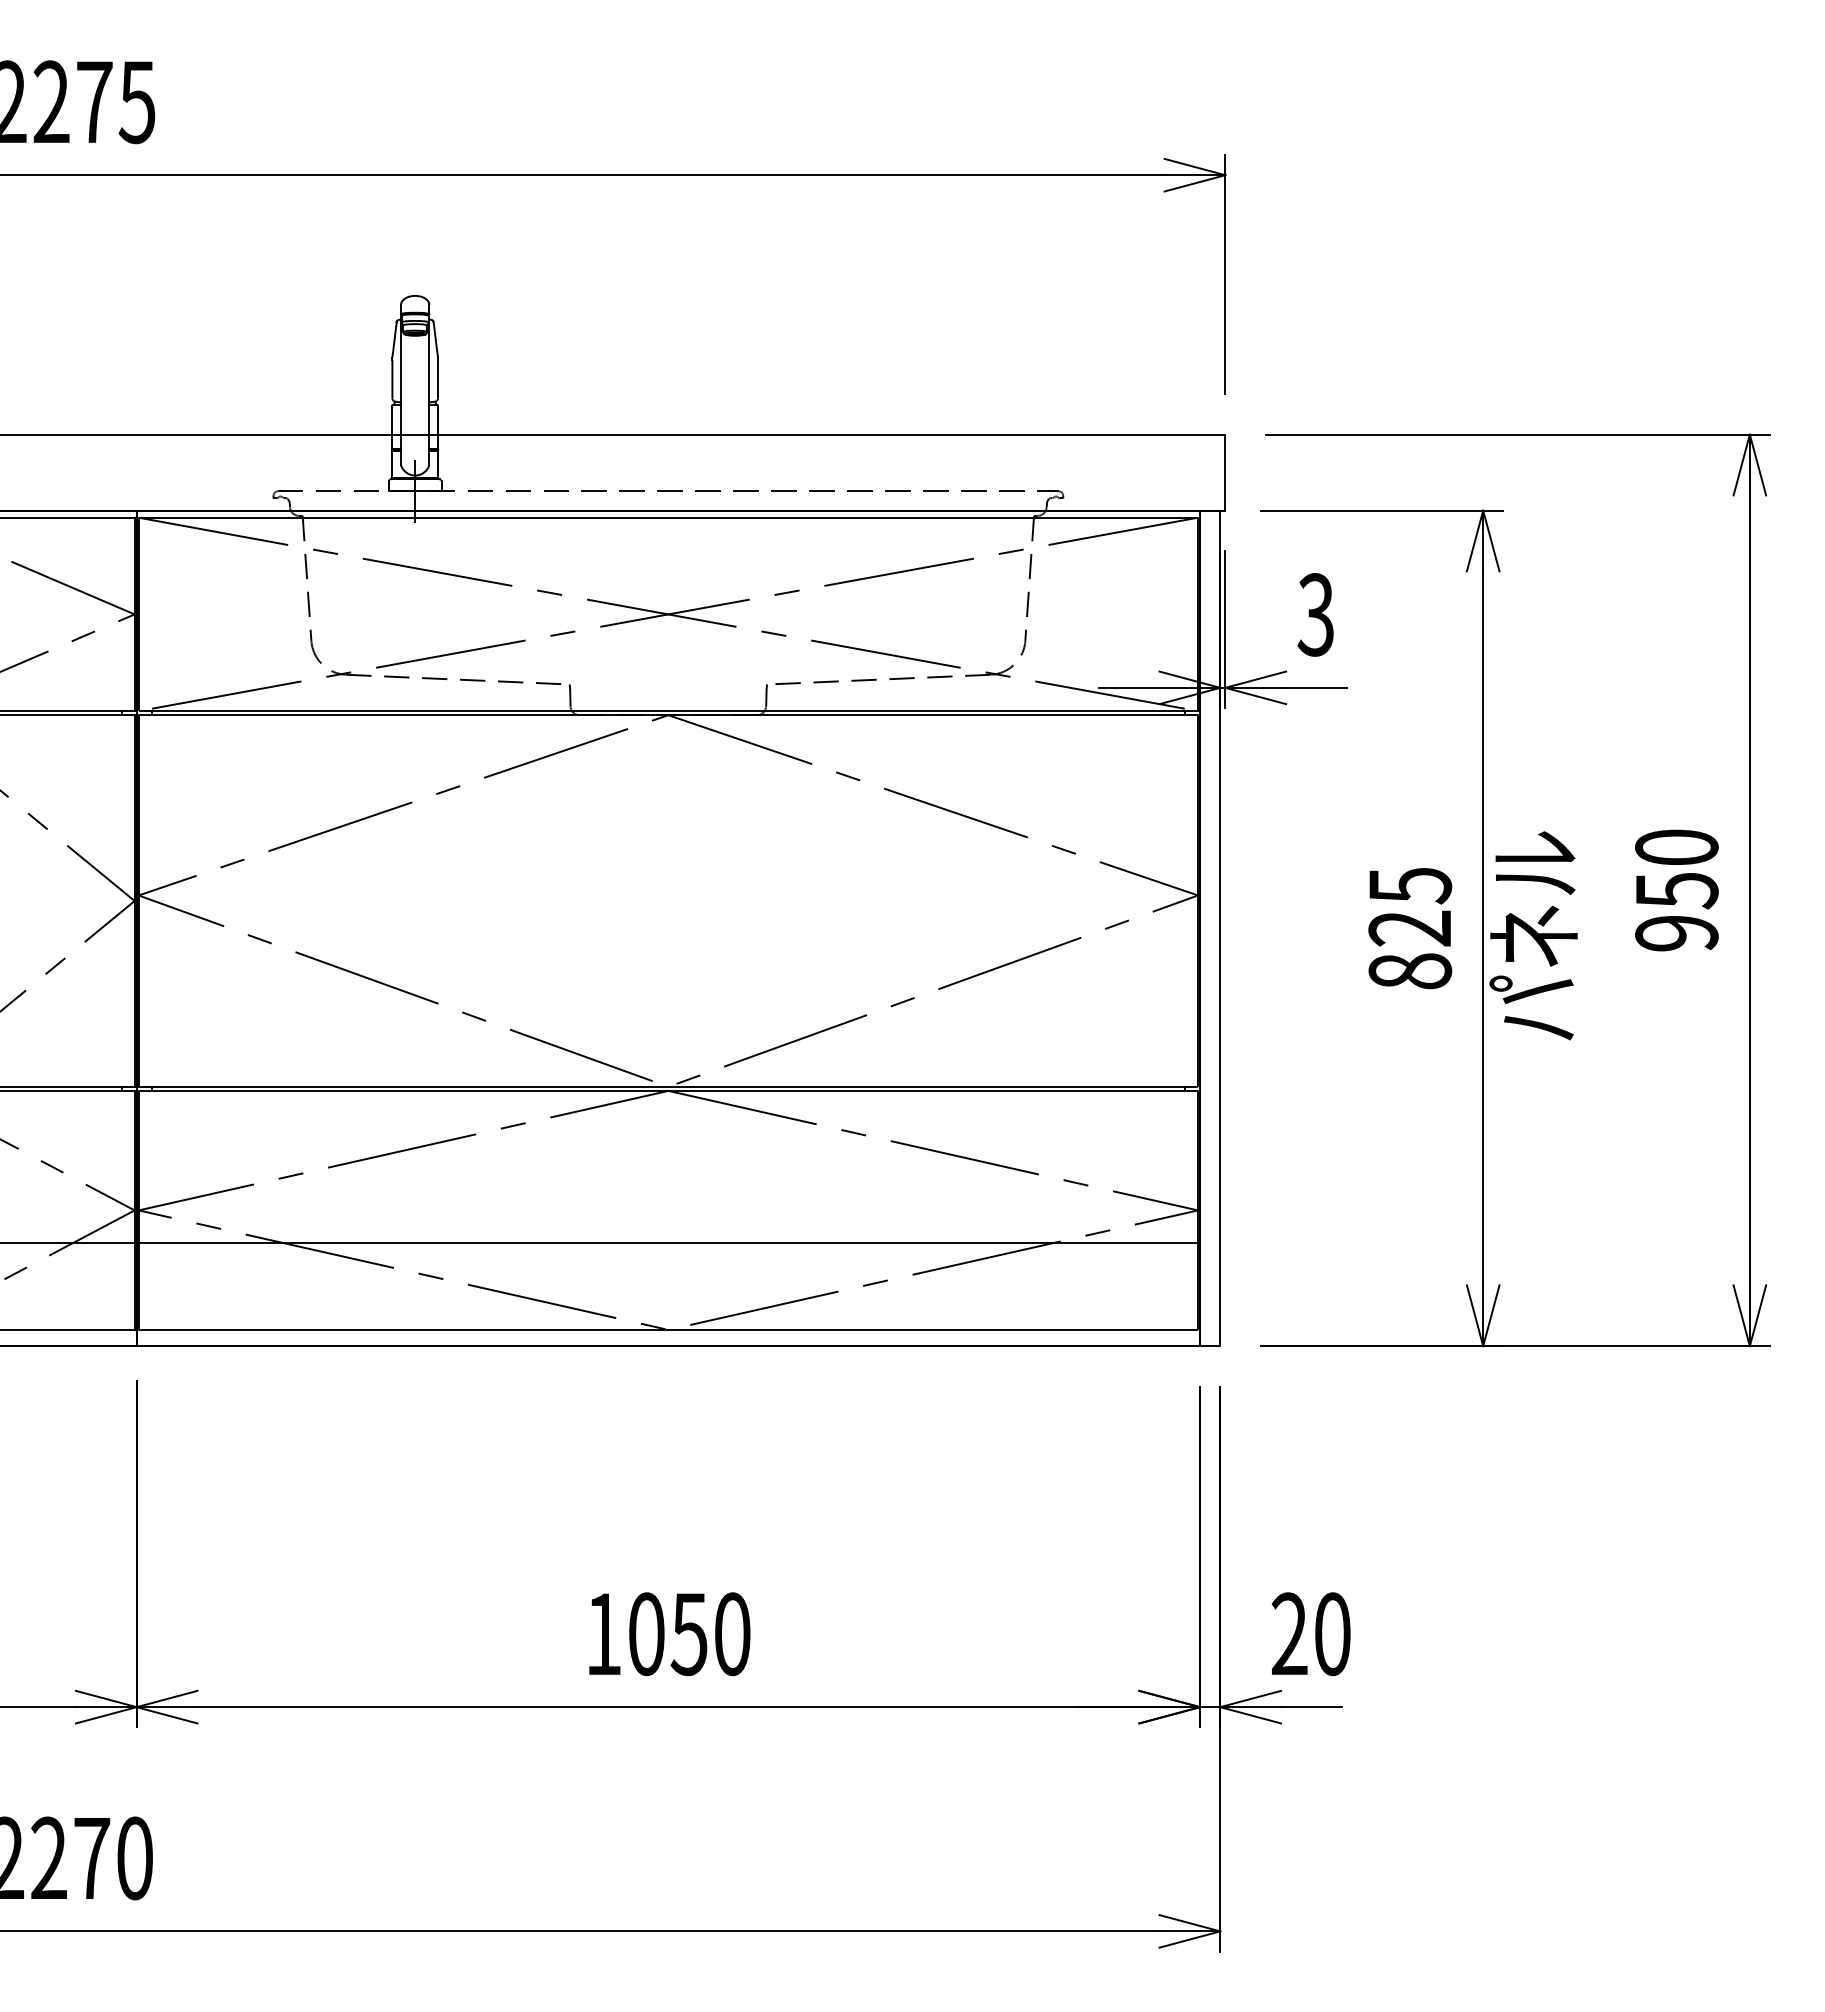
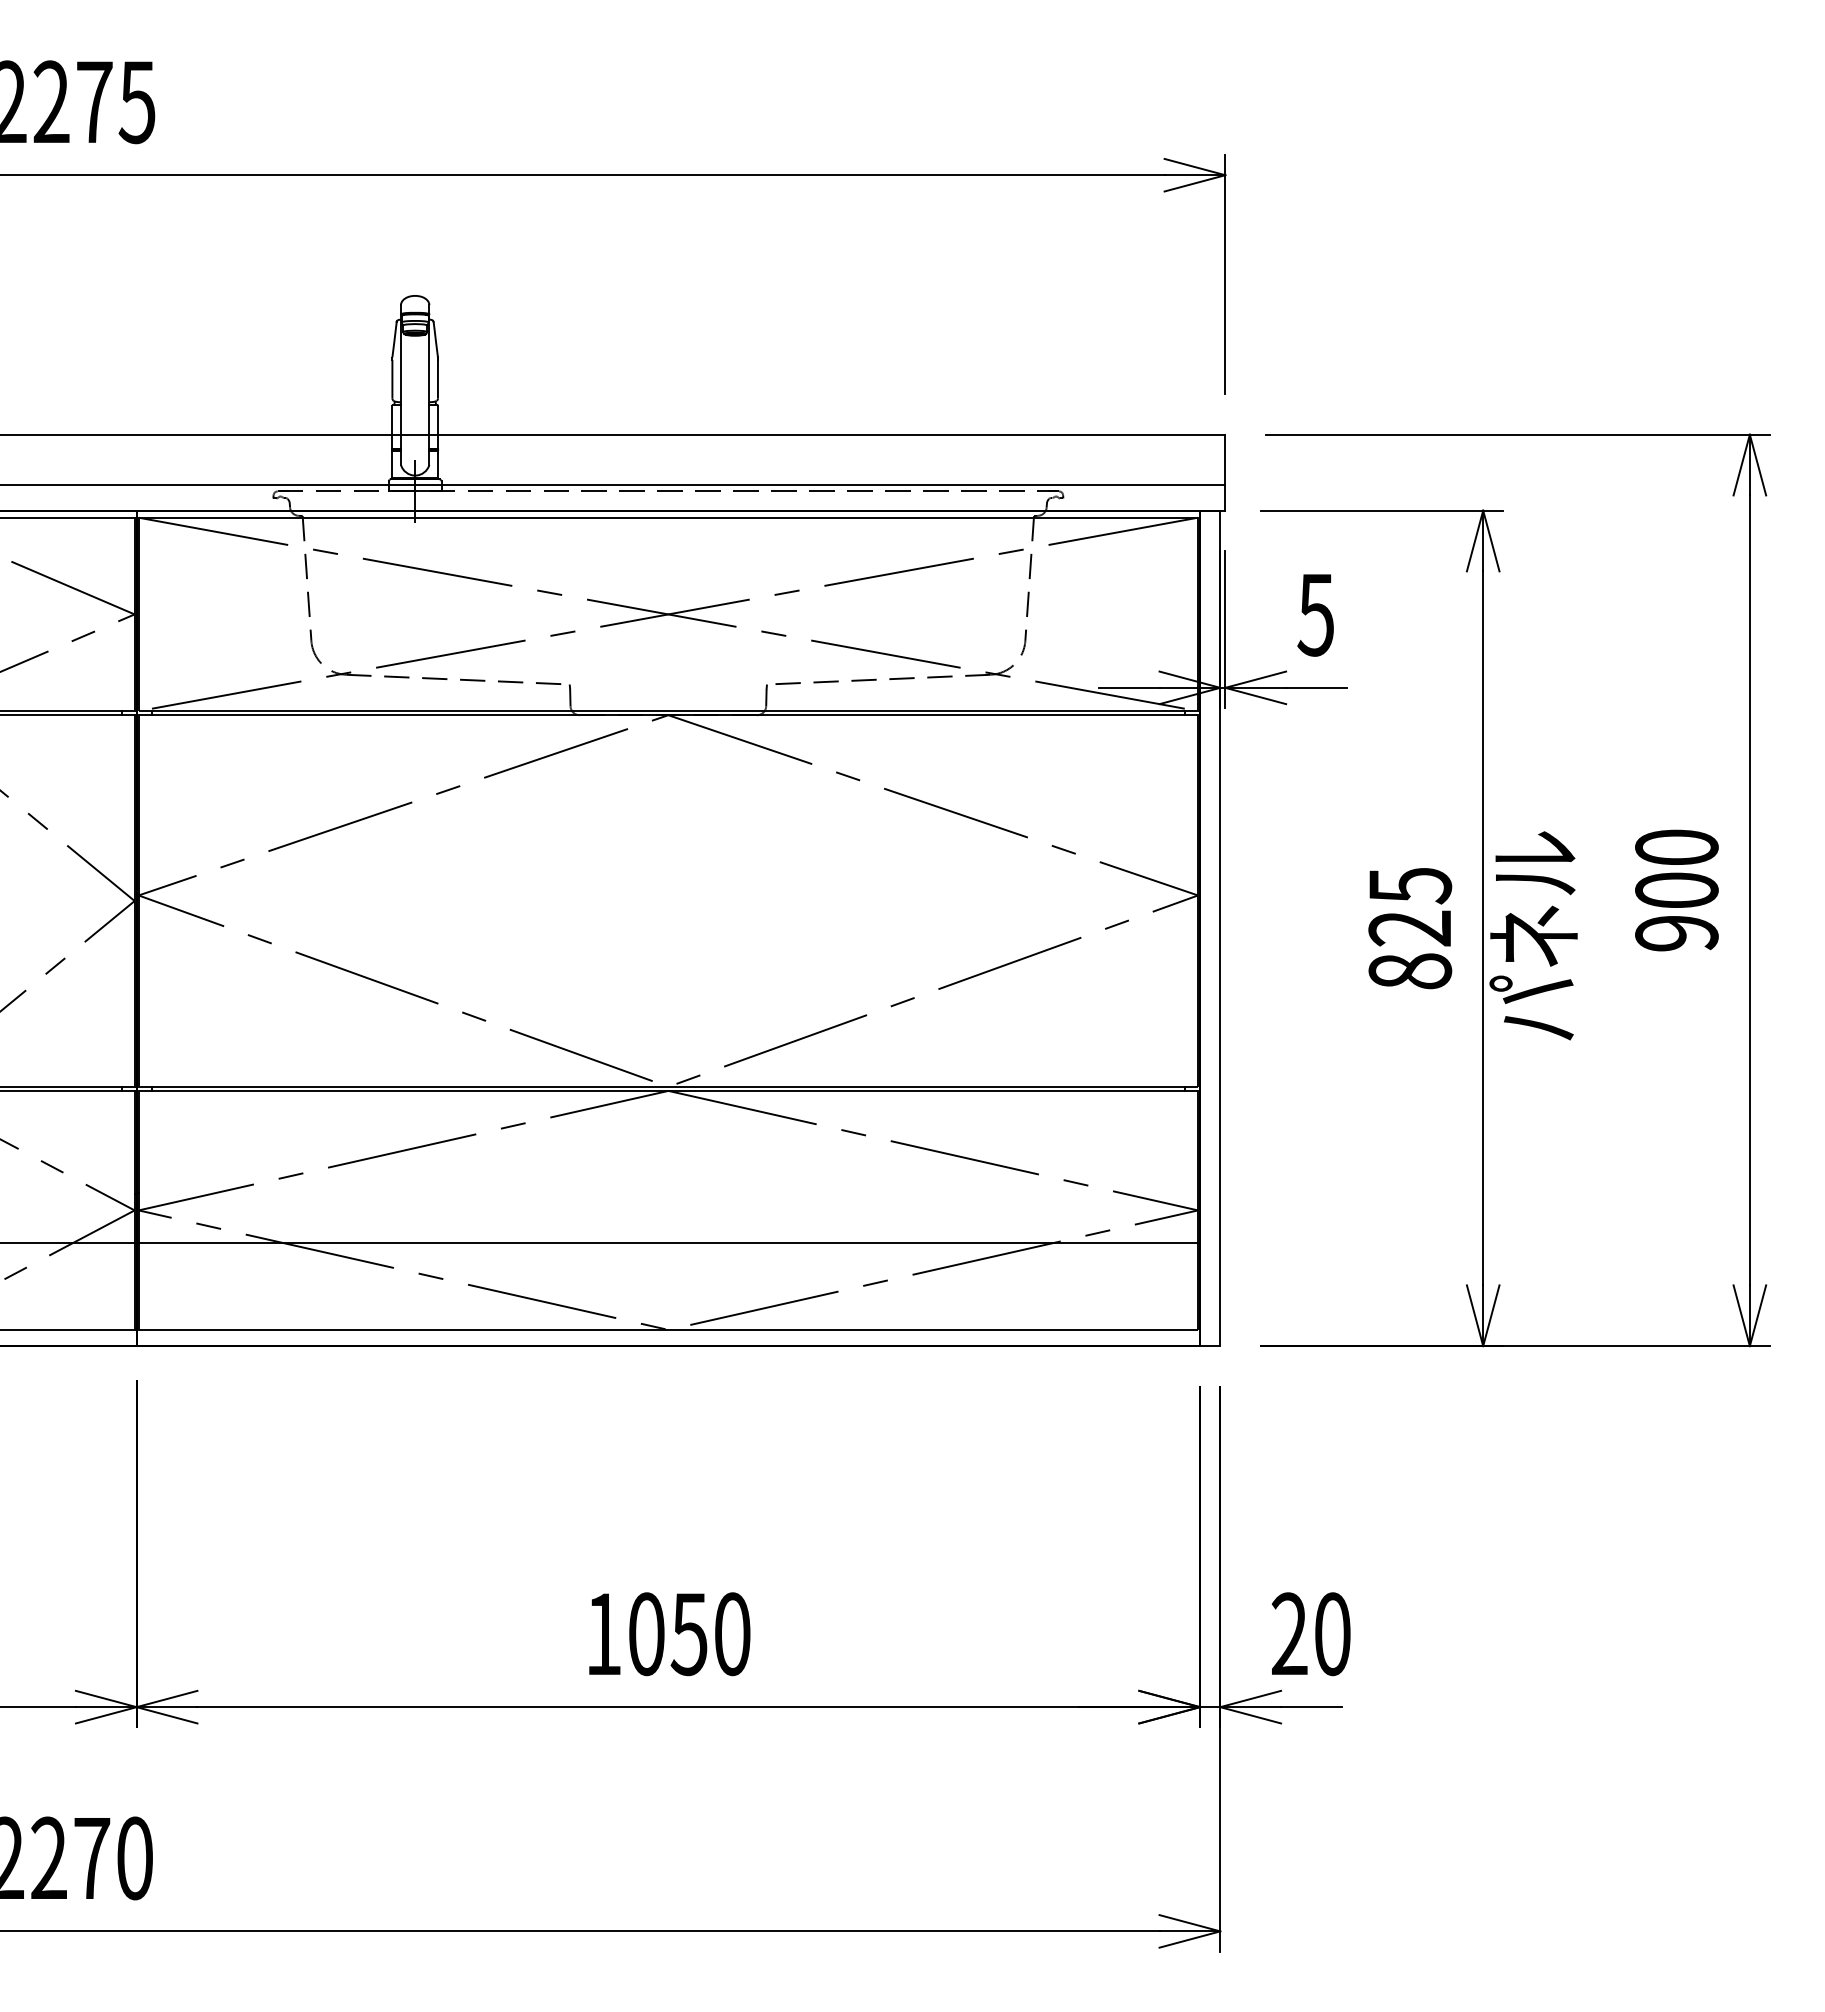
line: none -> present (613, 485)
text: 3 -> 5 (1315, 614)
text: 950 -> 900 (1676, 890)
